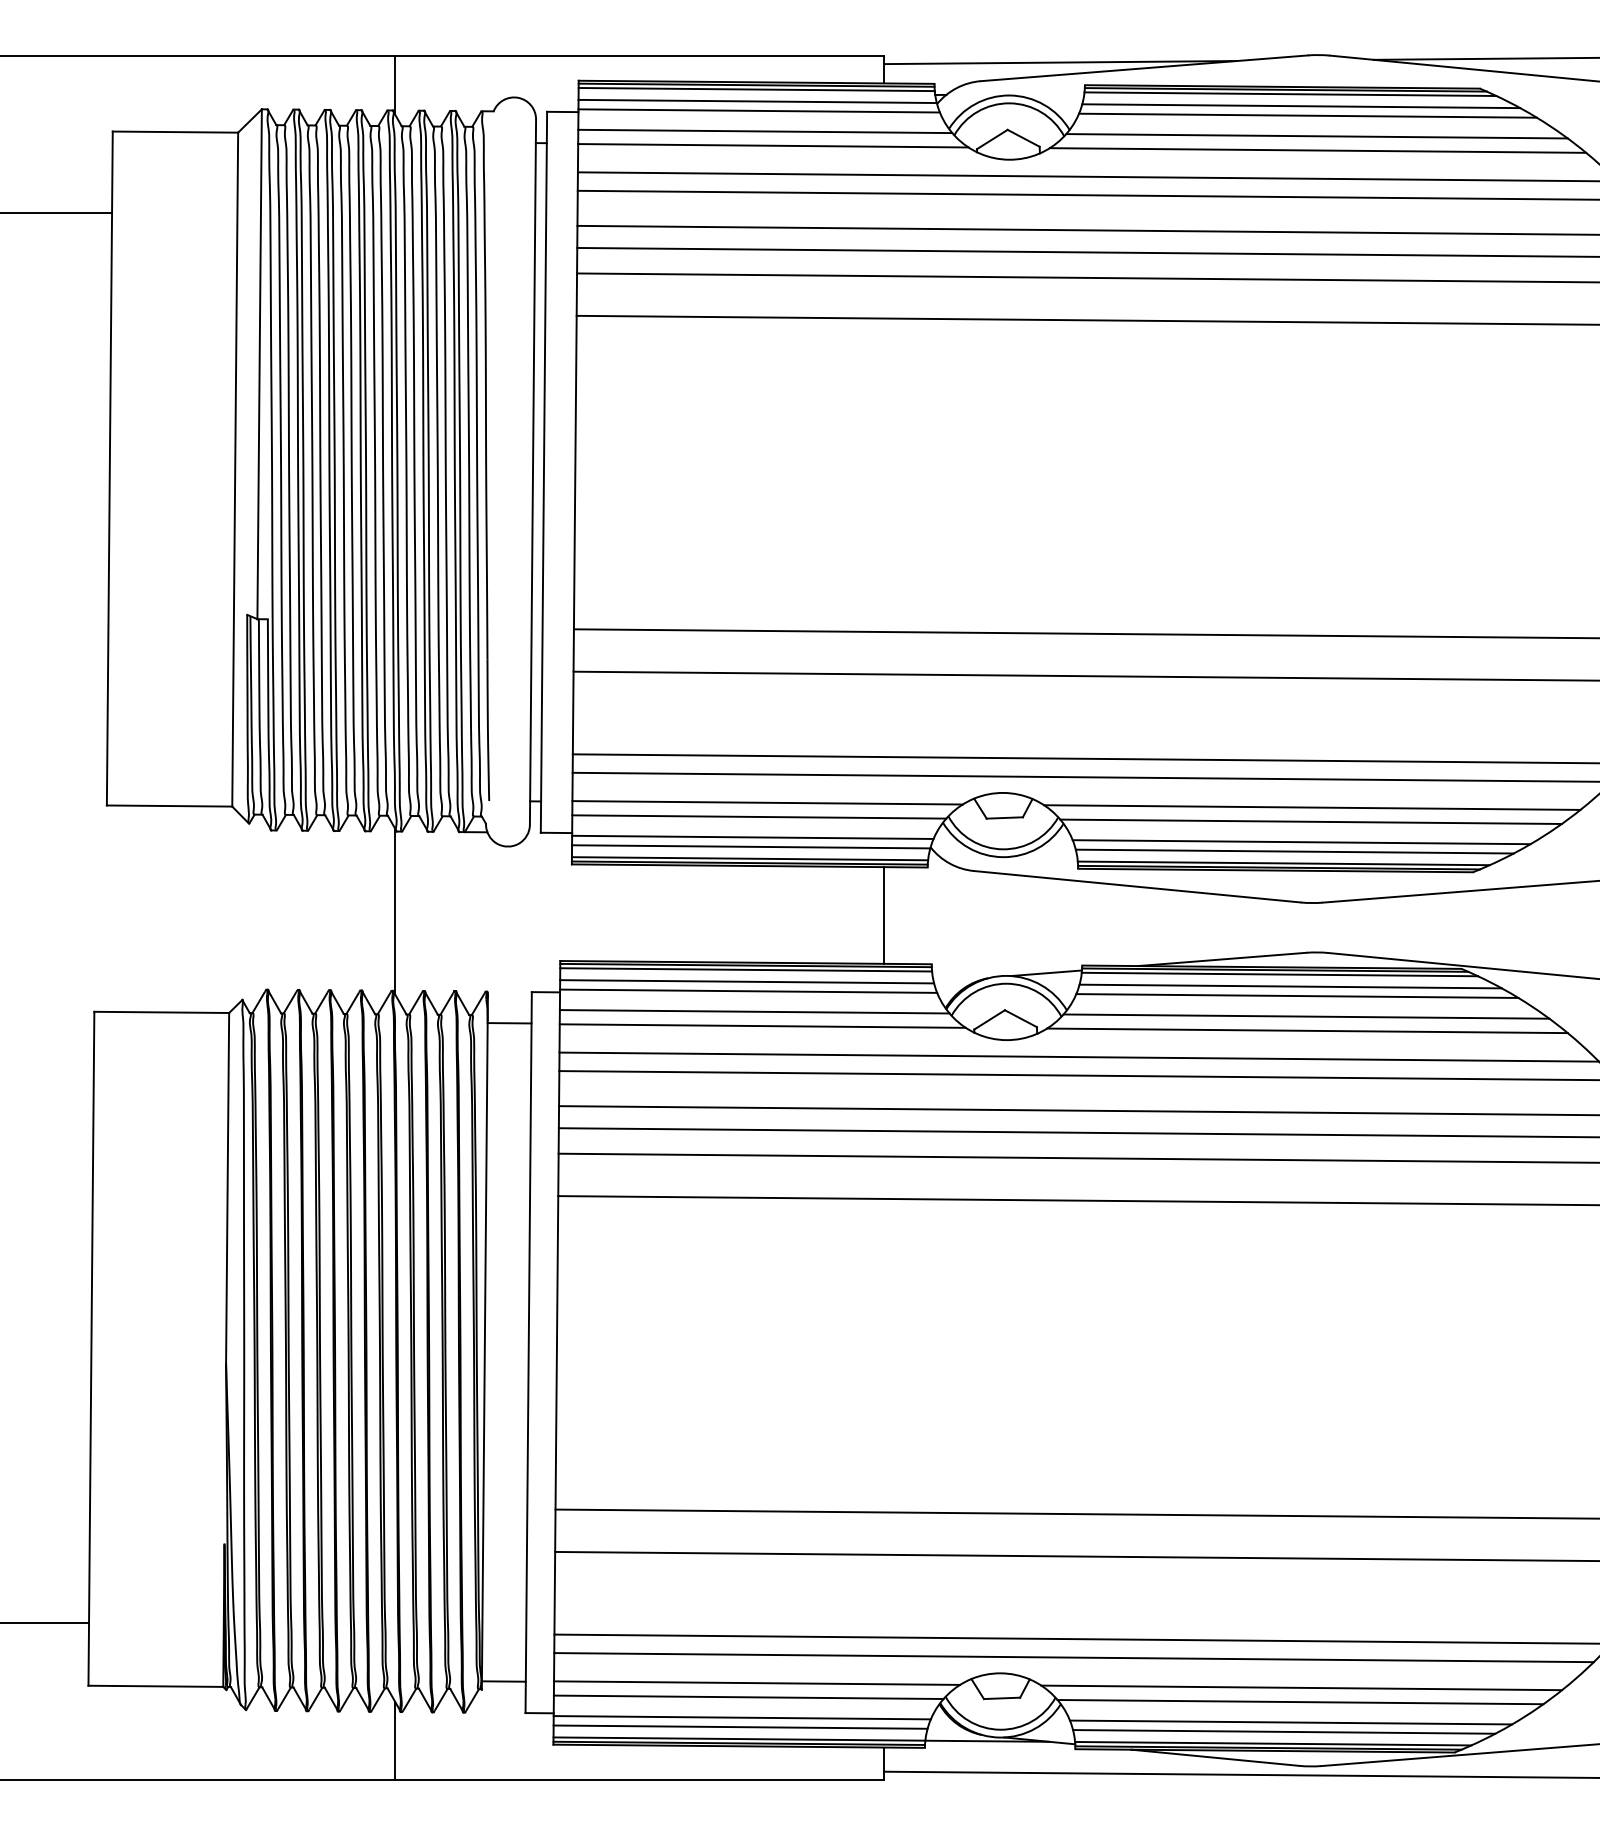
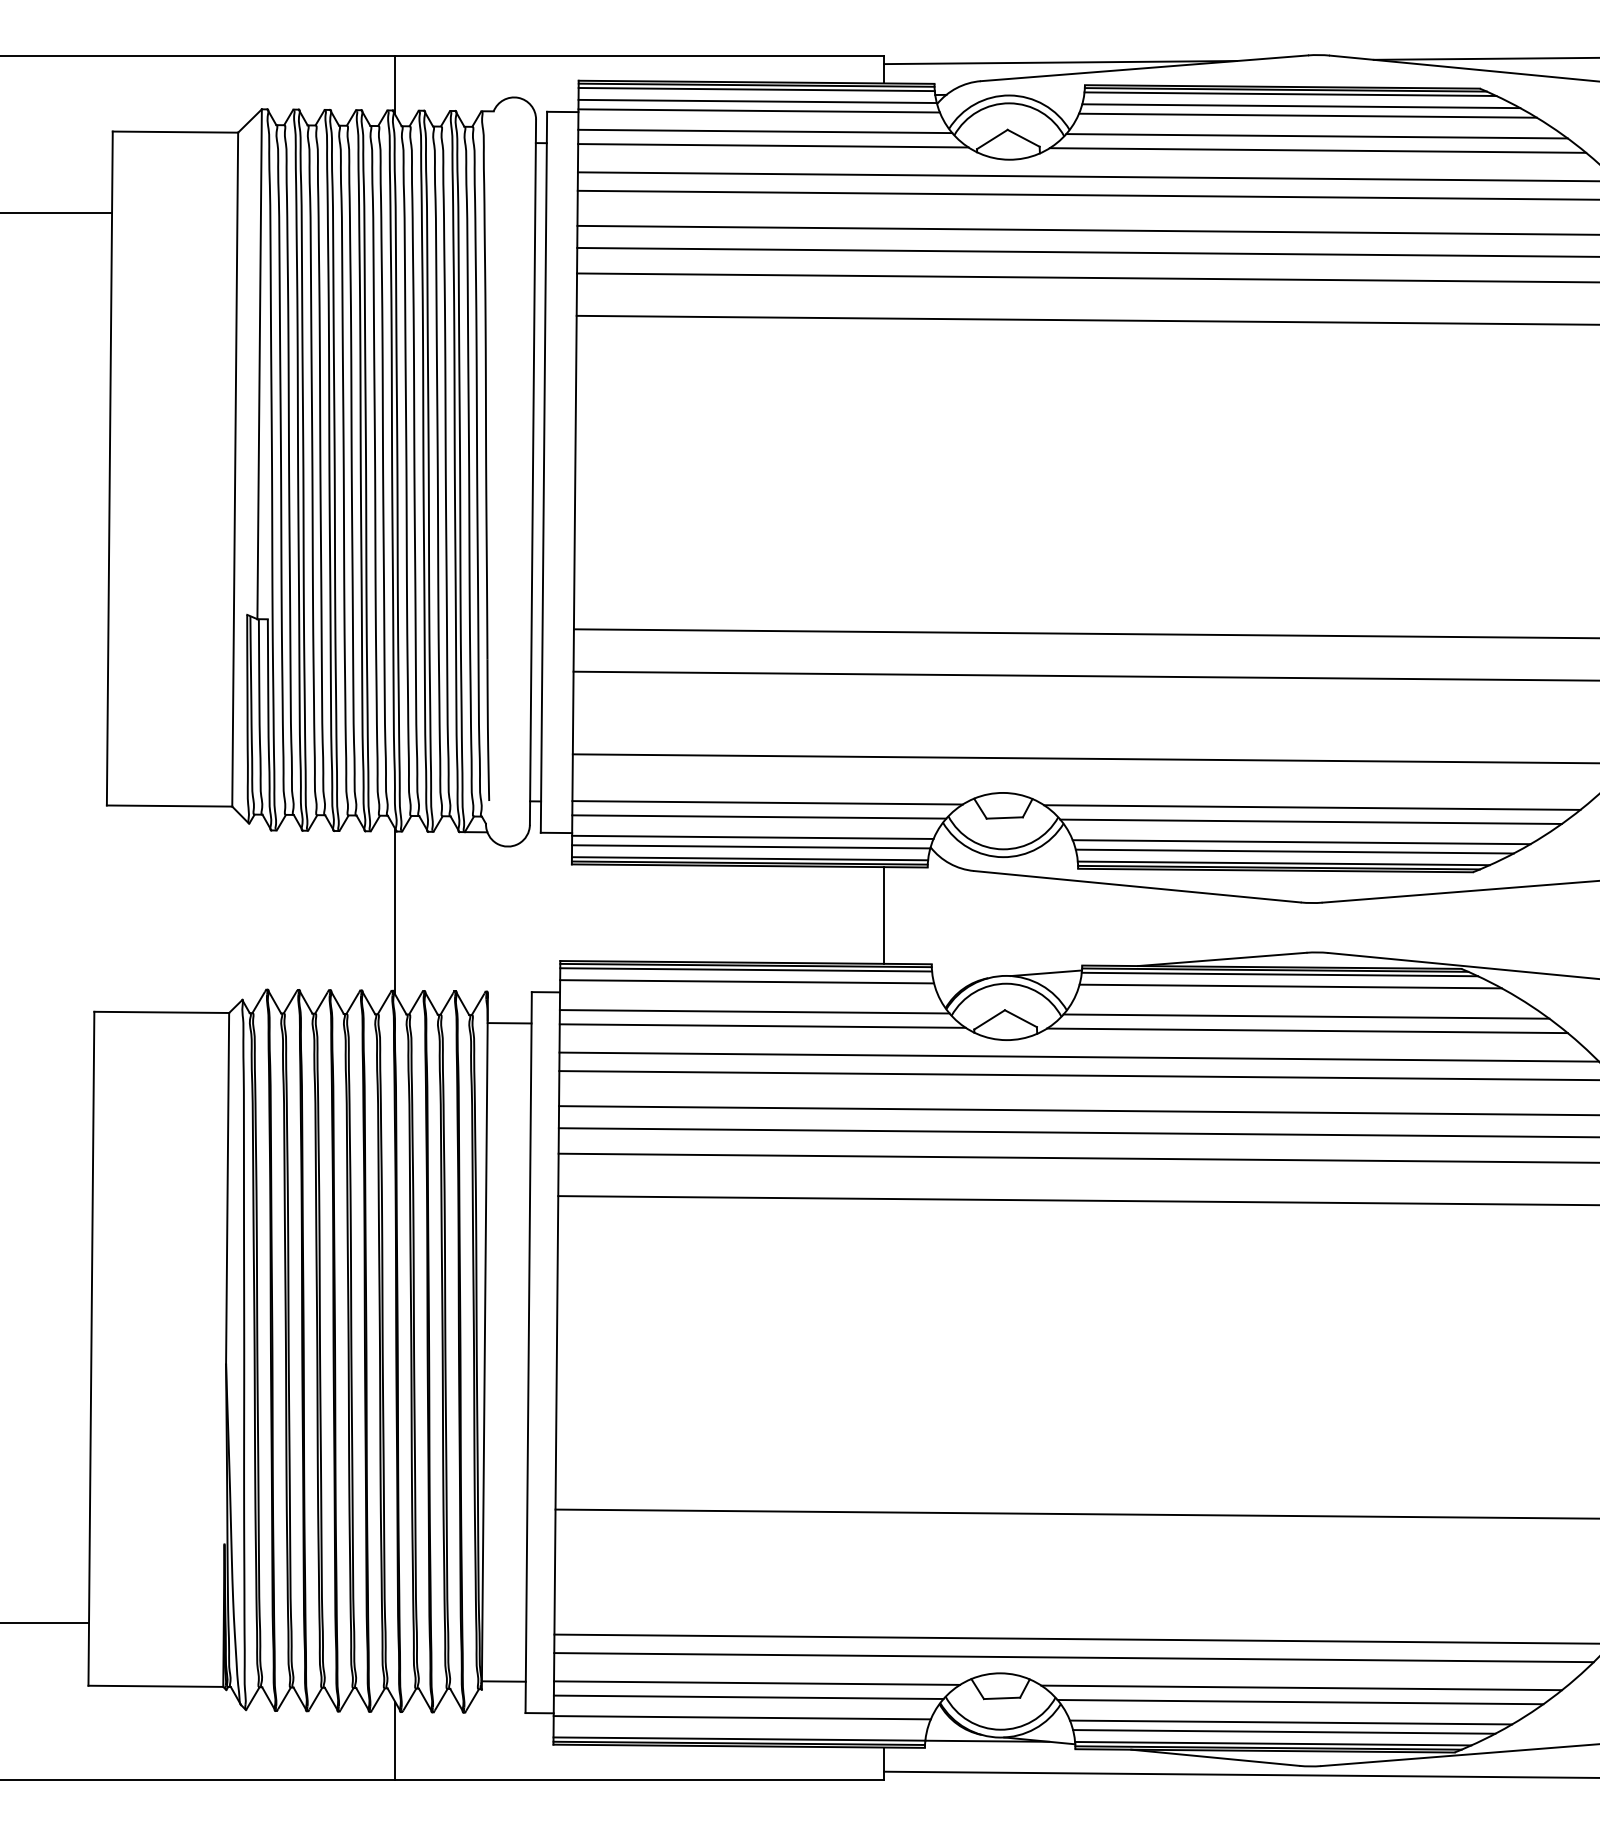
line: present -> none (1084, 776)
line: present -> none (748, 990)
line: present -> none (1297, 995)
line: present -> none (1075, 1556)
line: present -> none (740, 1726)
